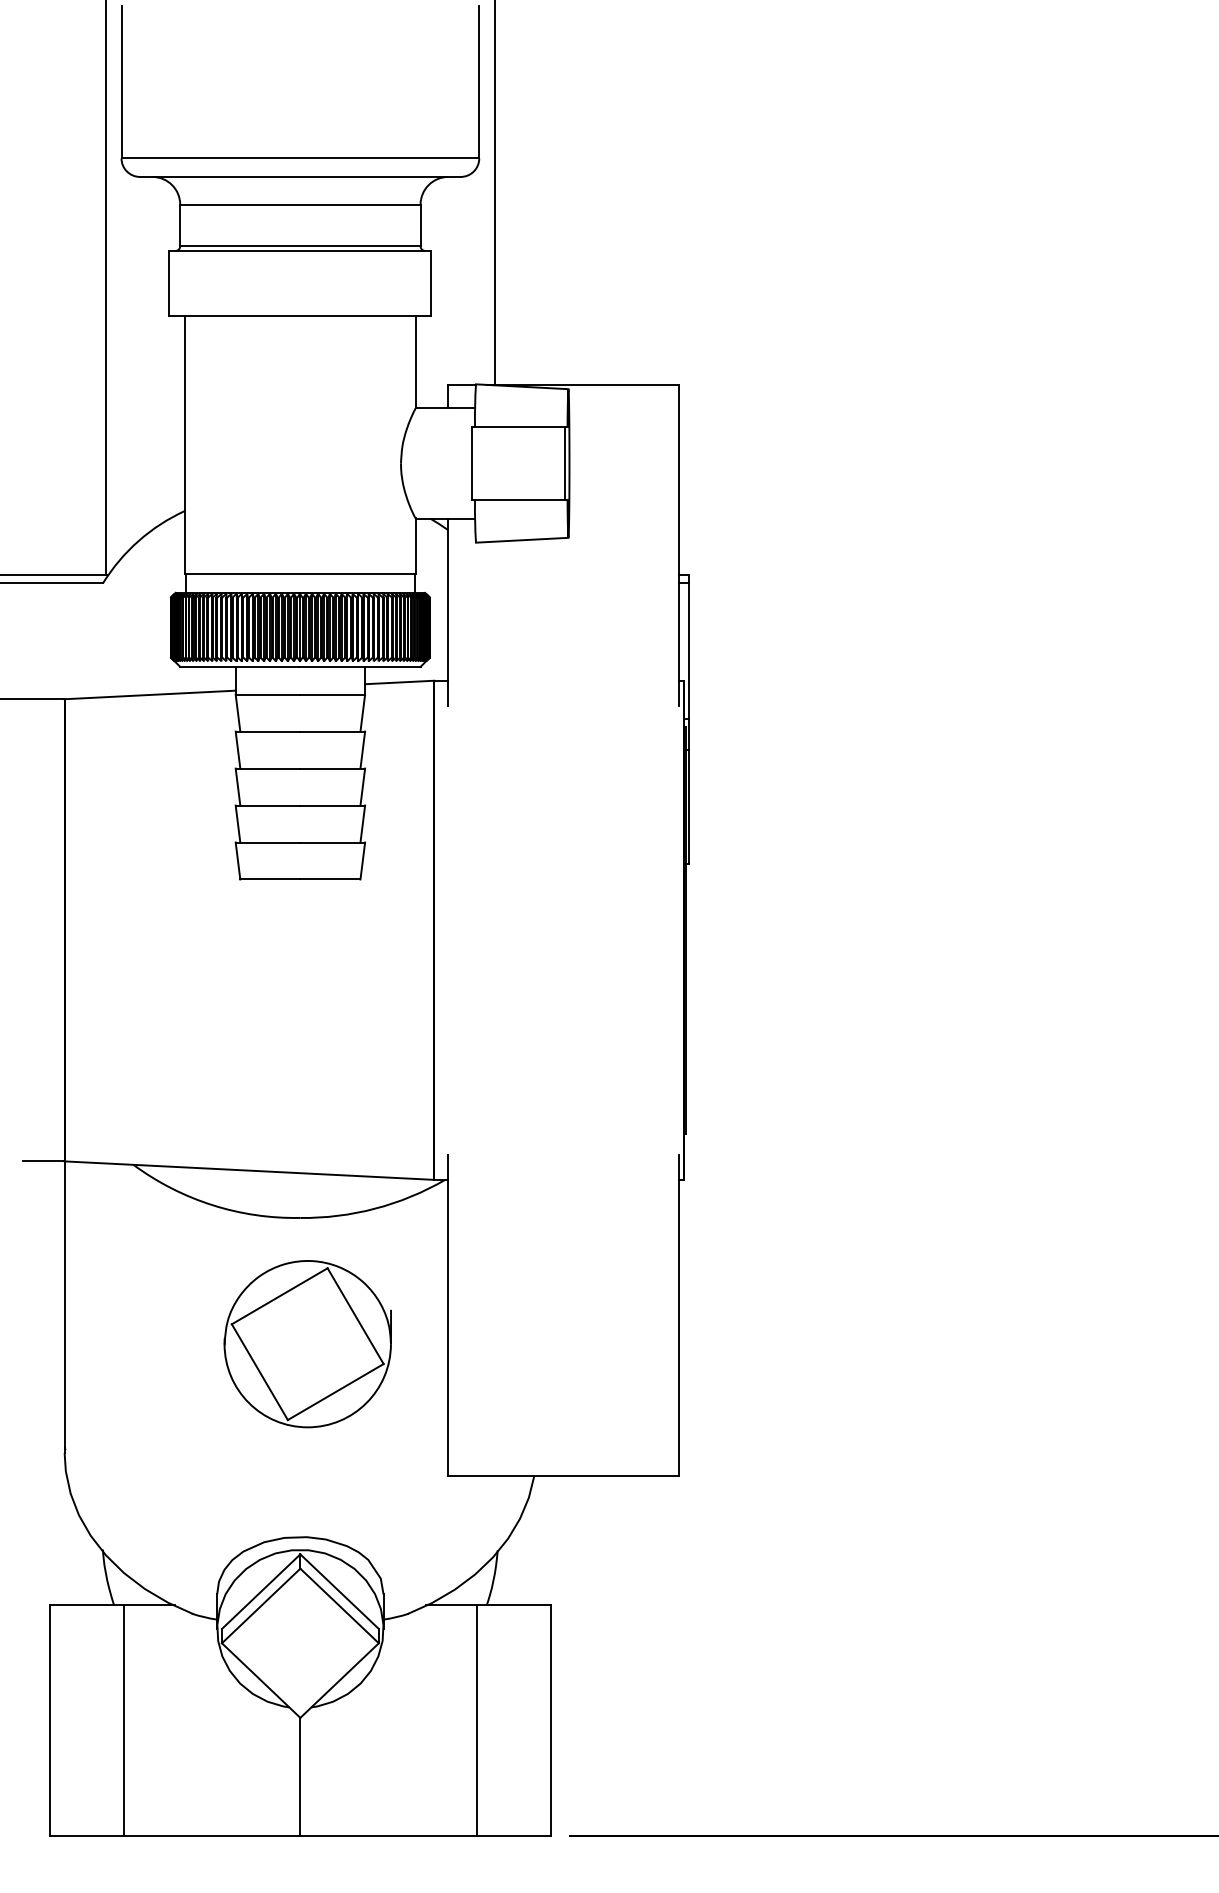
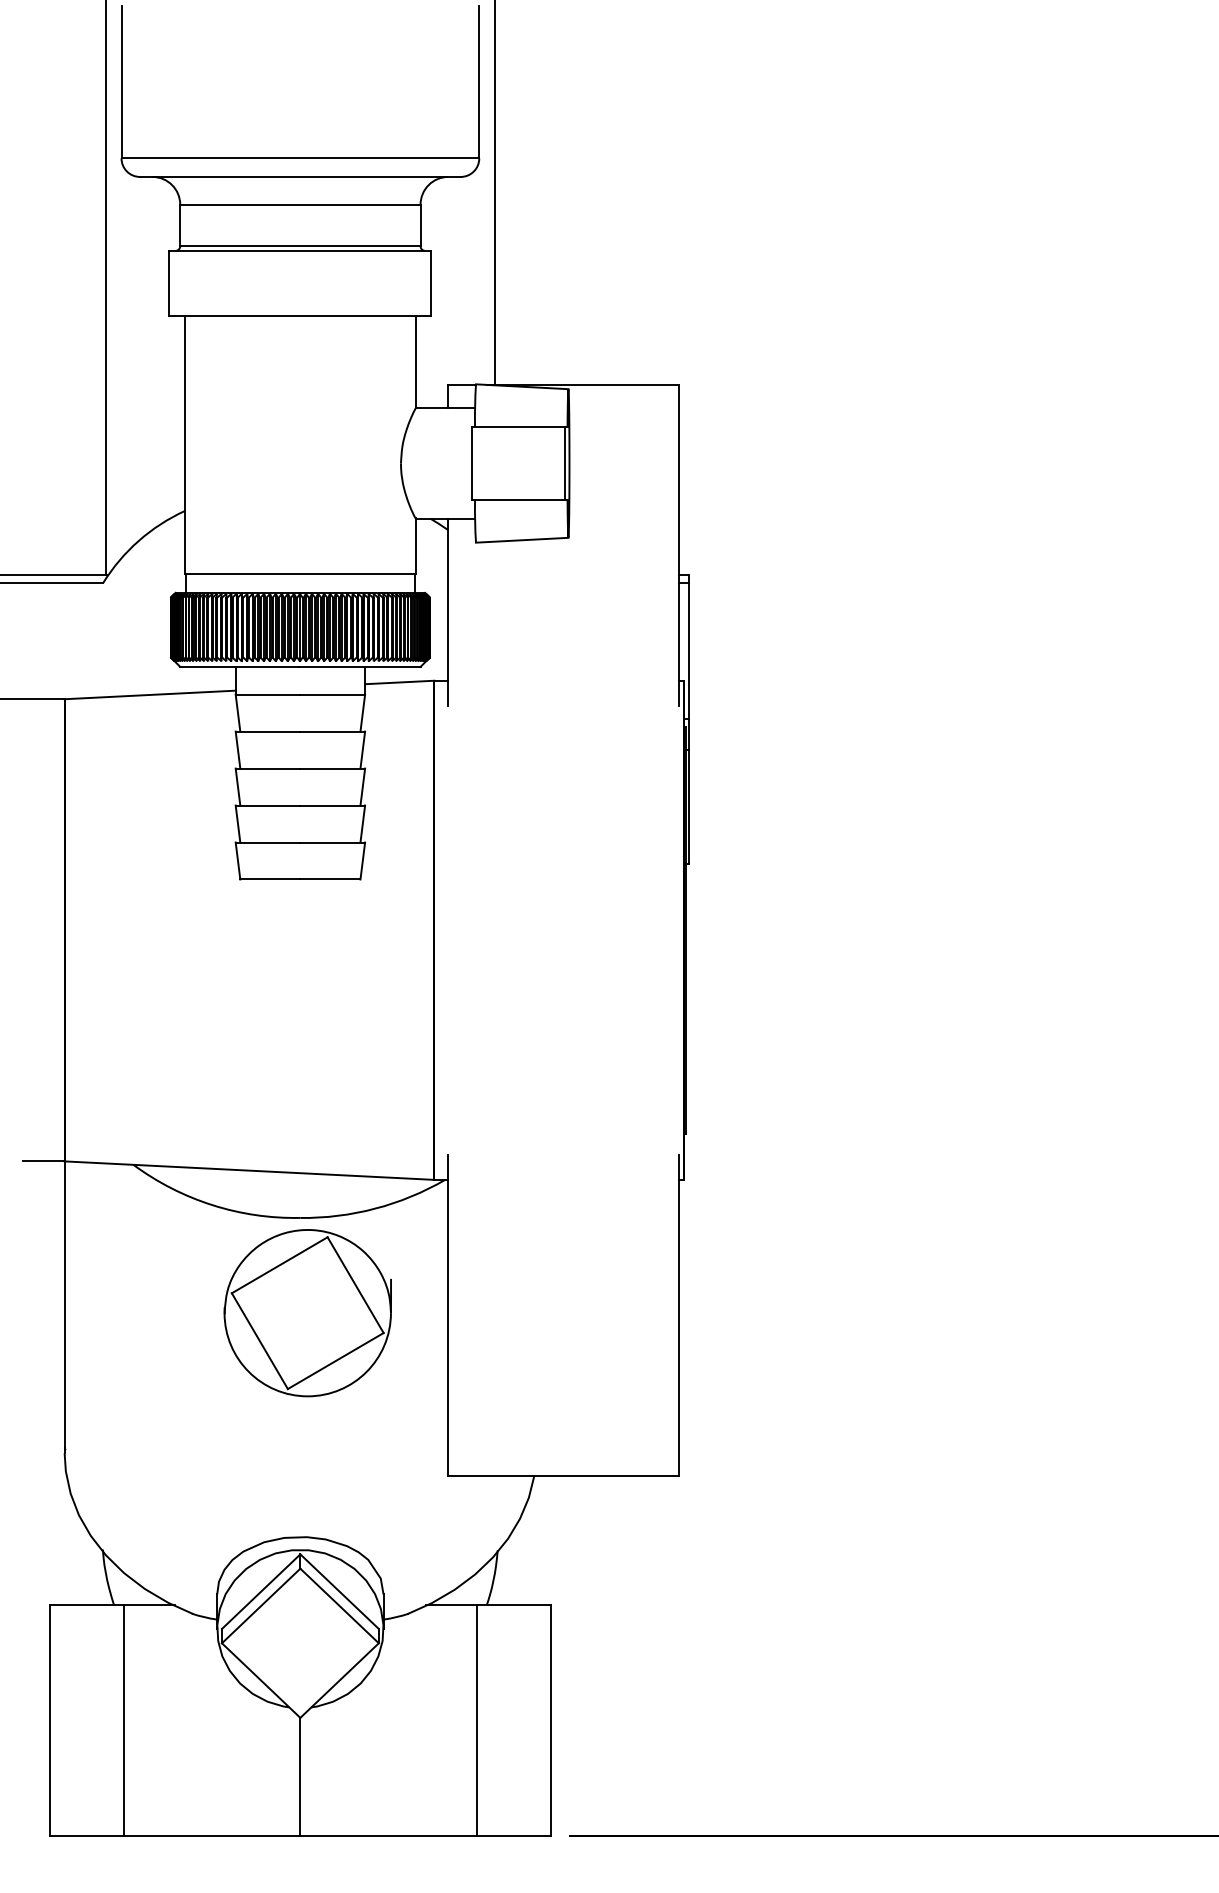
part position: (307, 1344) -> (307, 1313) (307, 1313)
